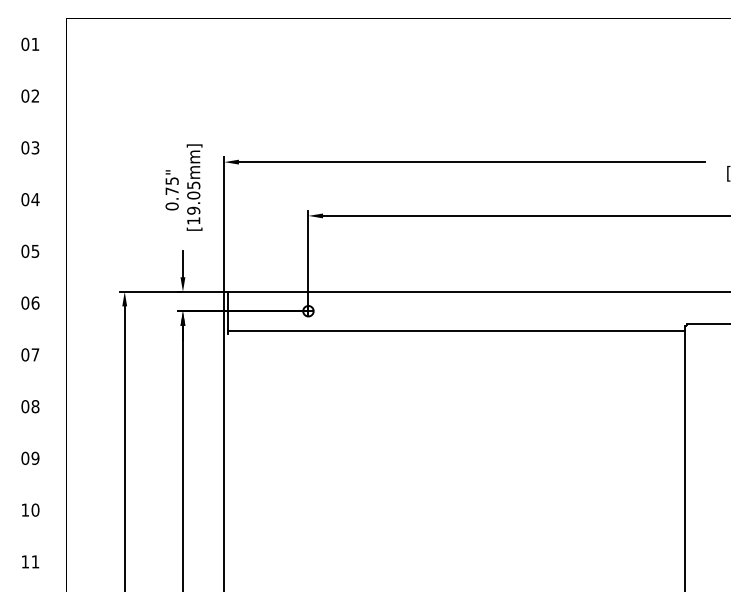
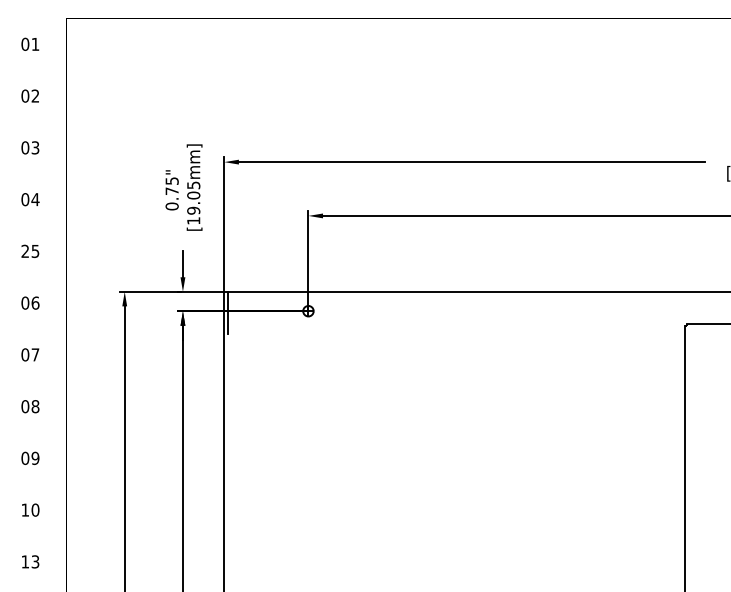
text: 05 -> 25 (25, 250)
line: present -> none (456, 330)
text: 11 -> 13 (35, 561)
